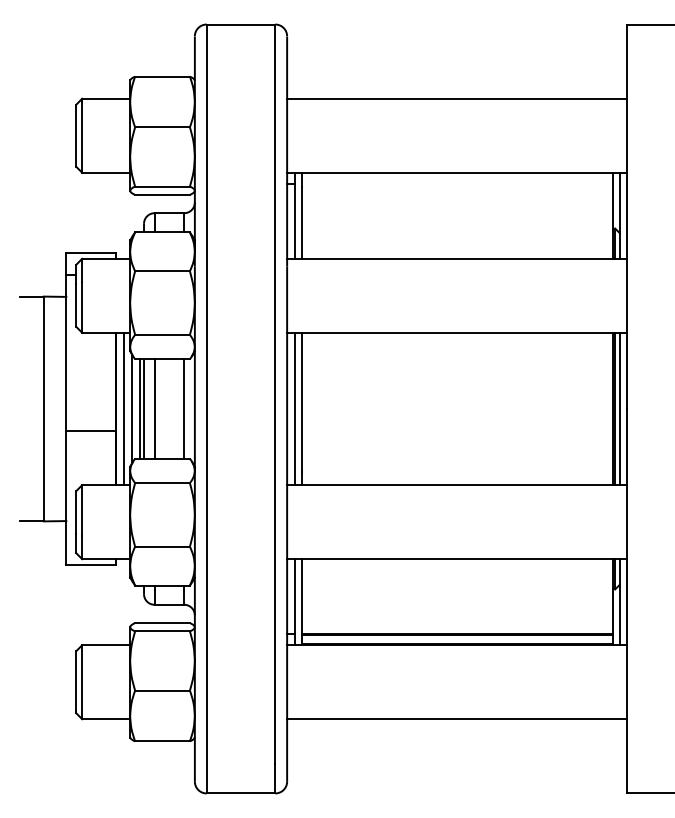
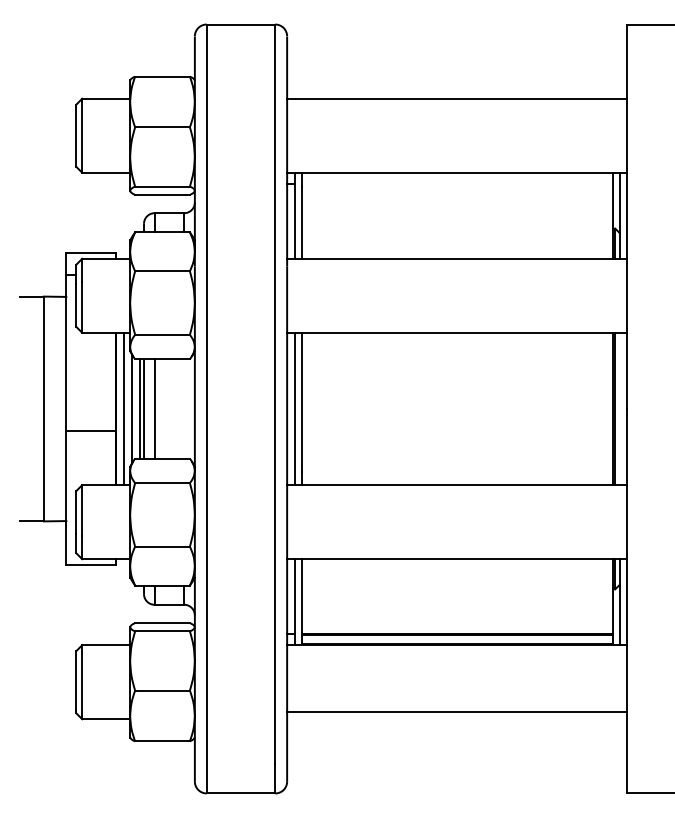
line: present -> none (184, 408)
line: present -> none (619, 408)
line position: (456, 719) -> (456, 712) (456, 712)
